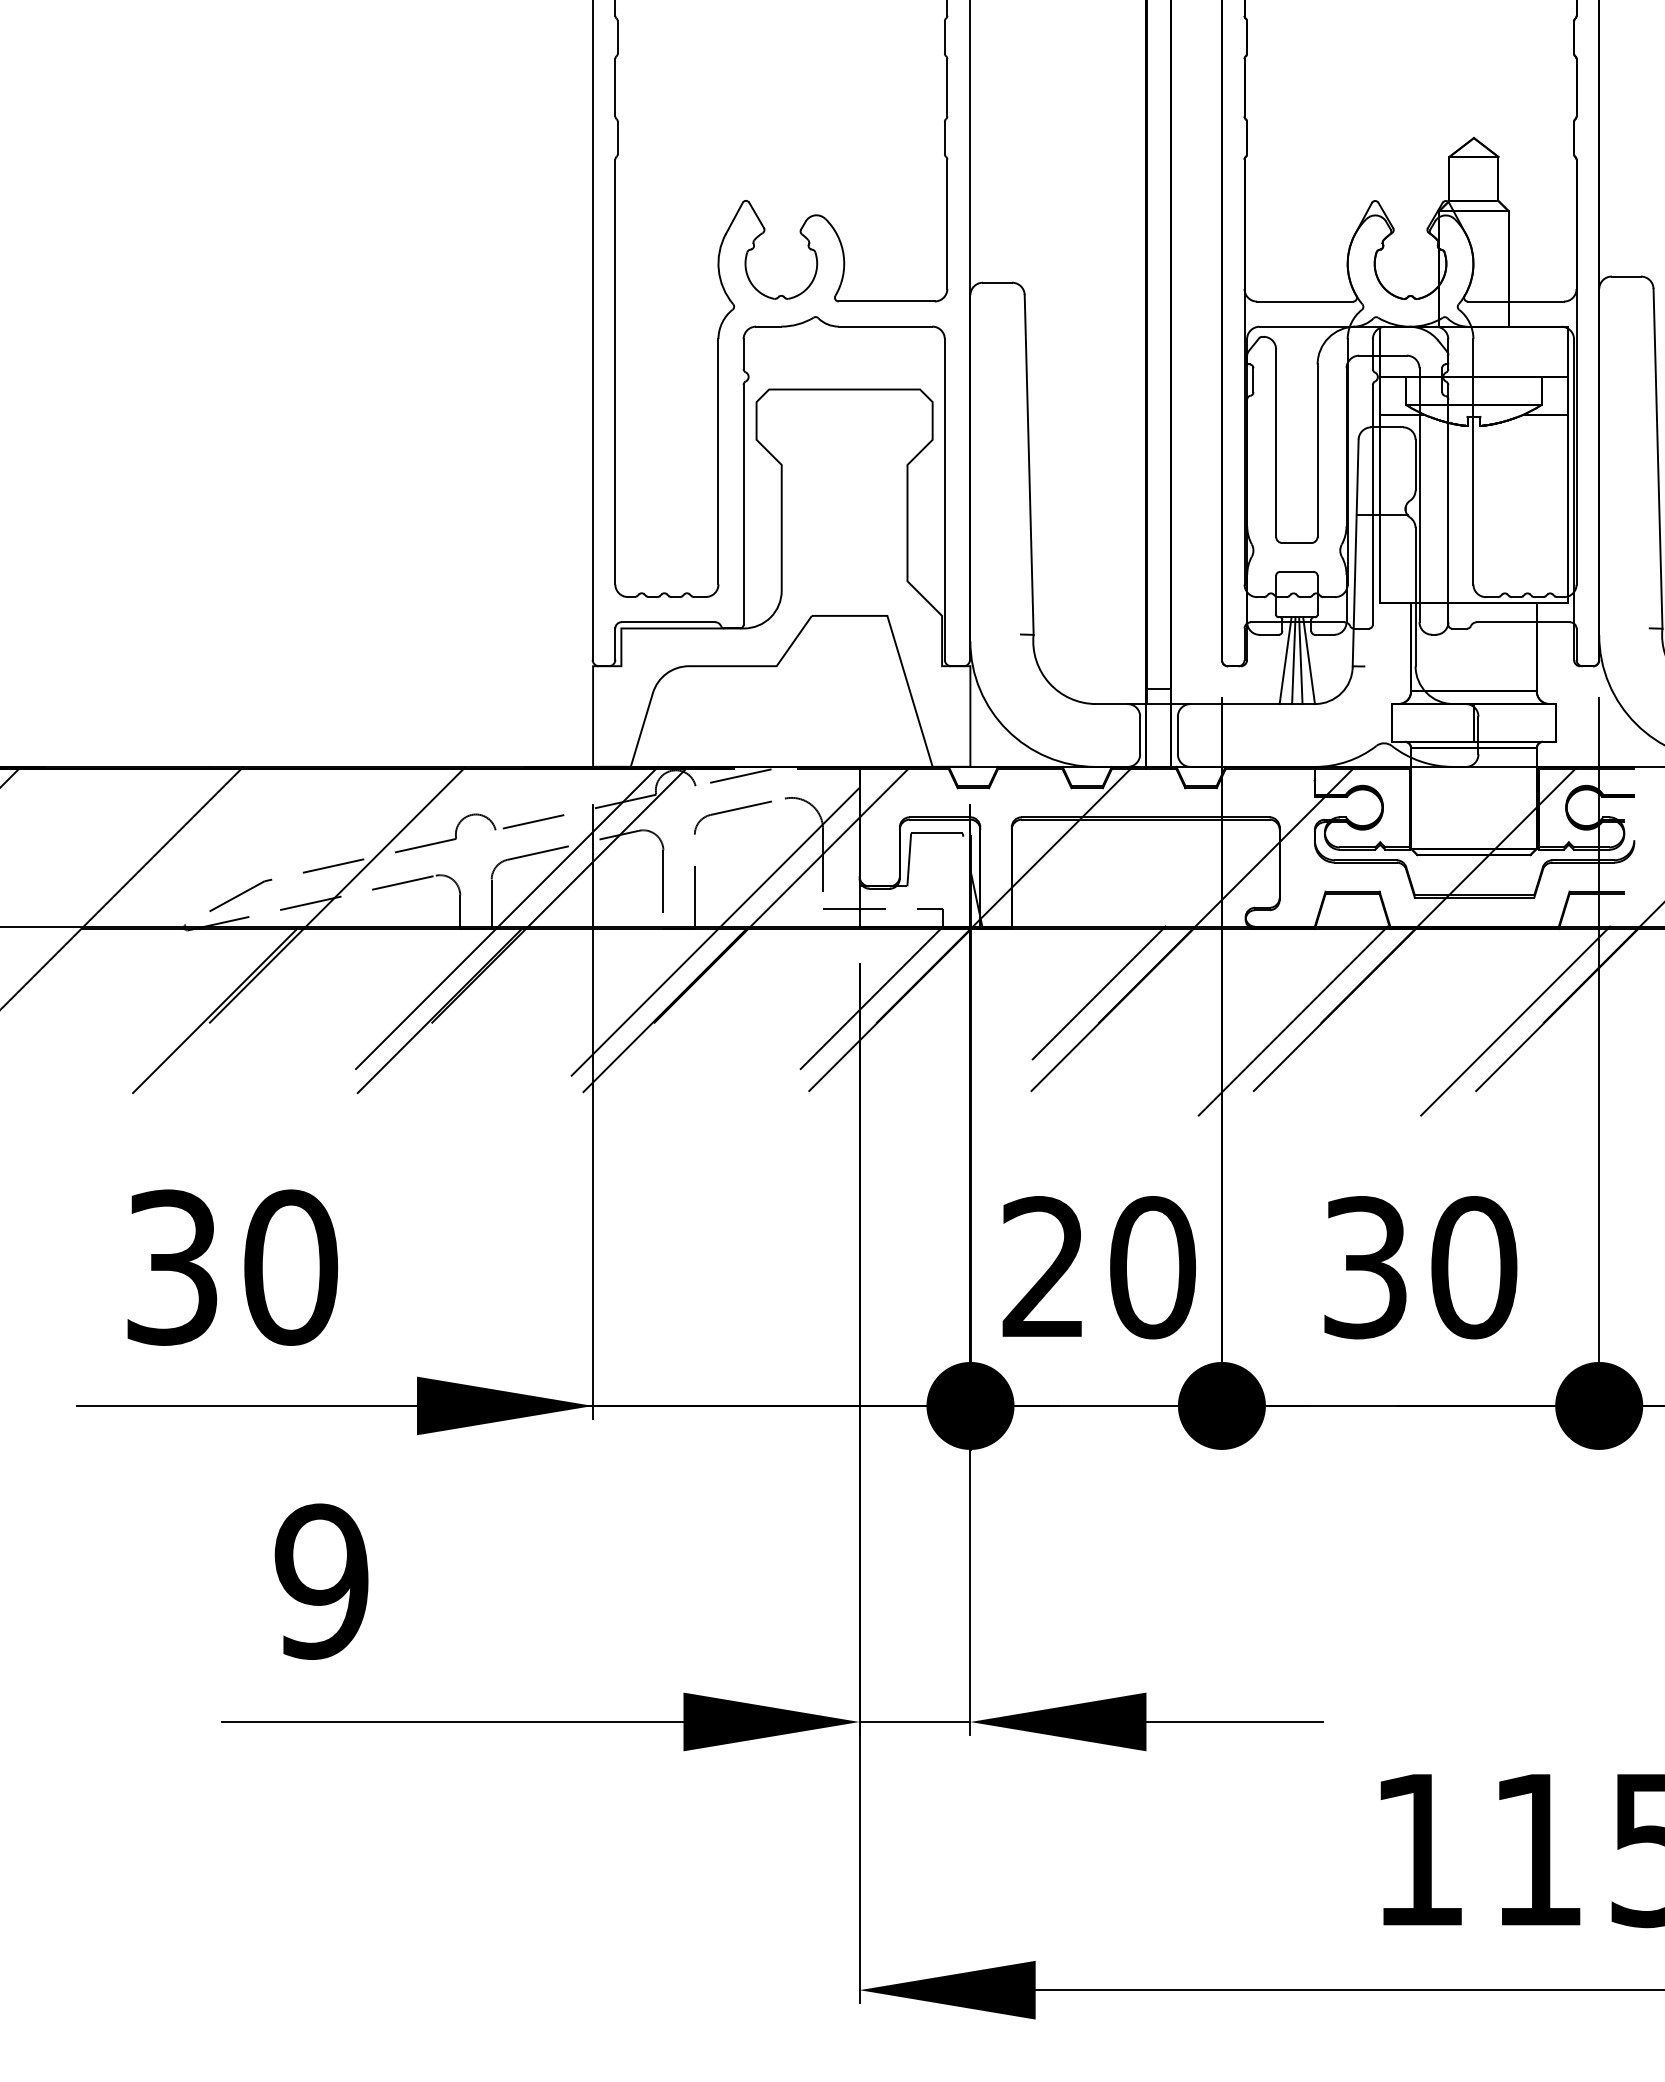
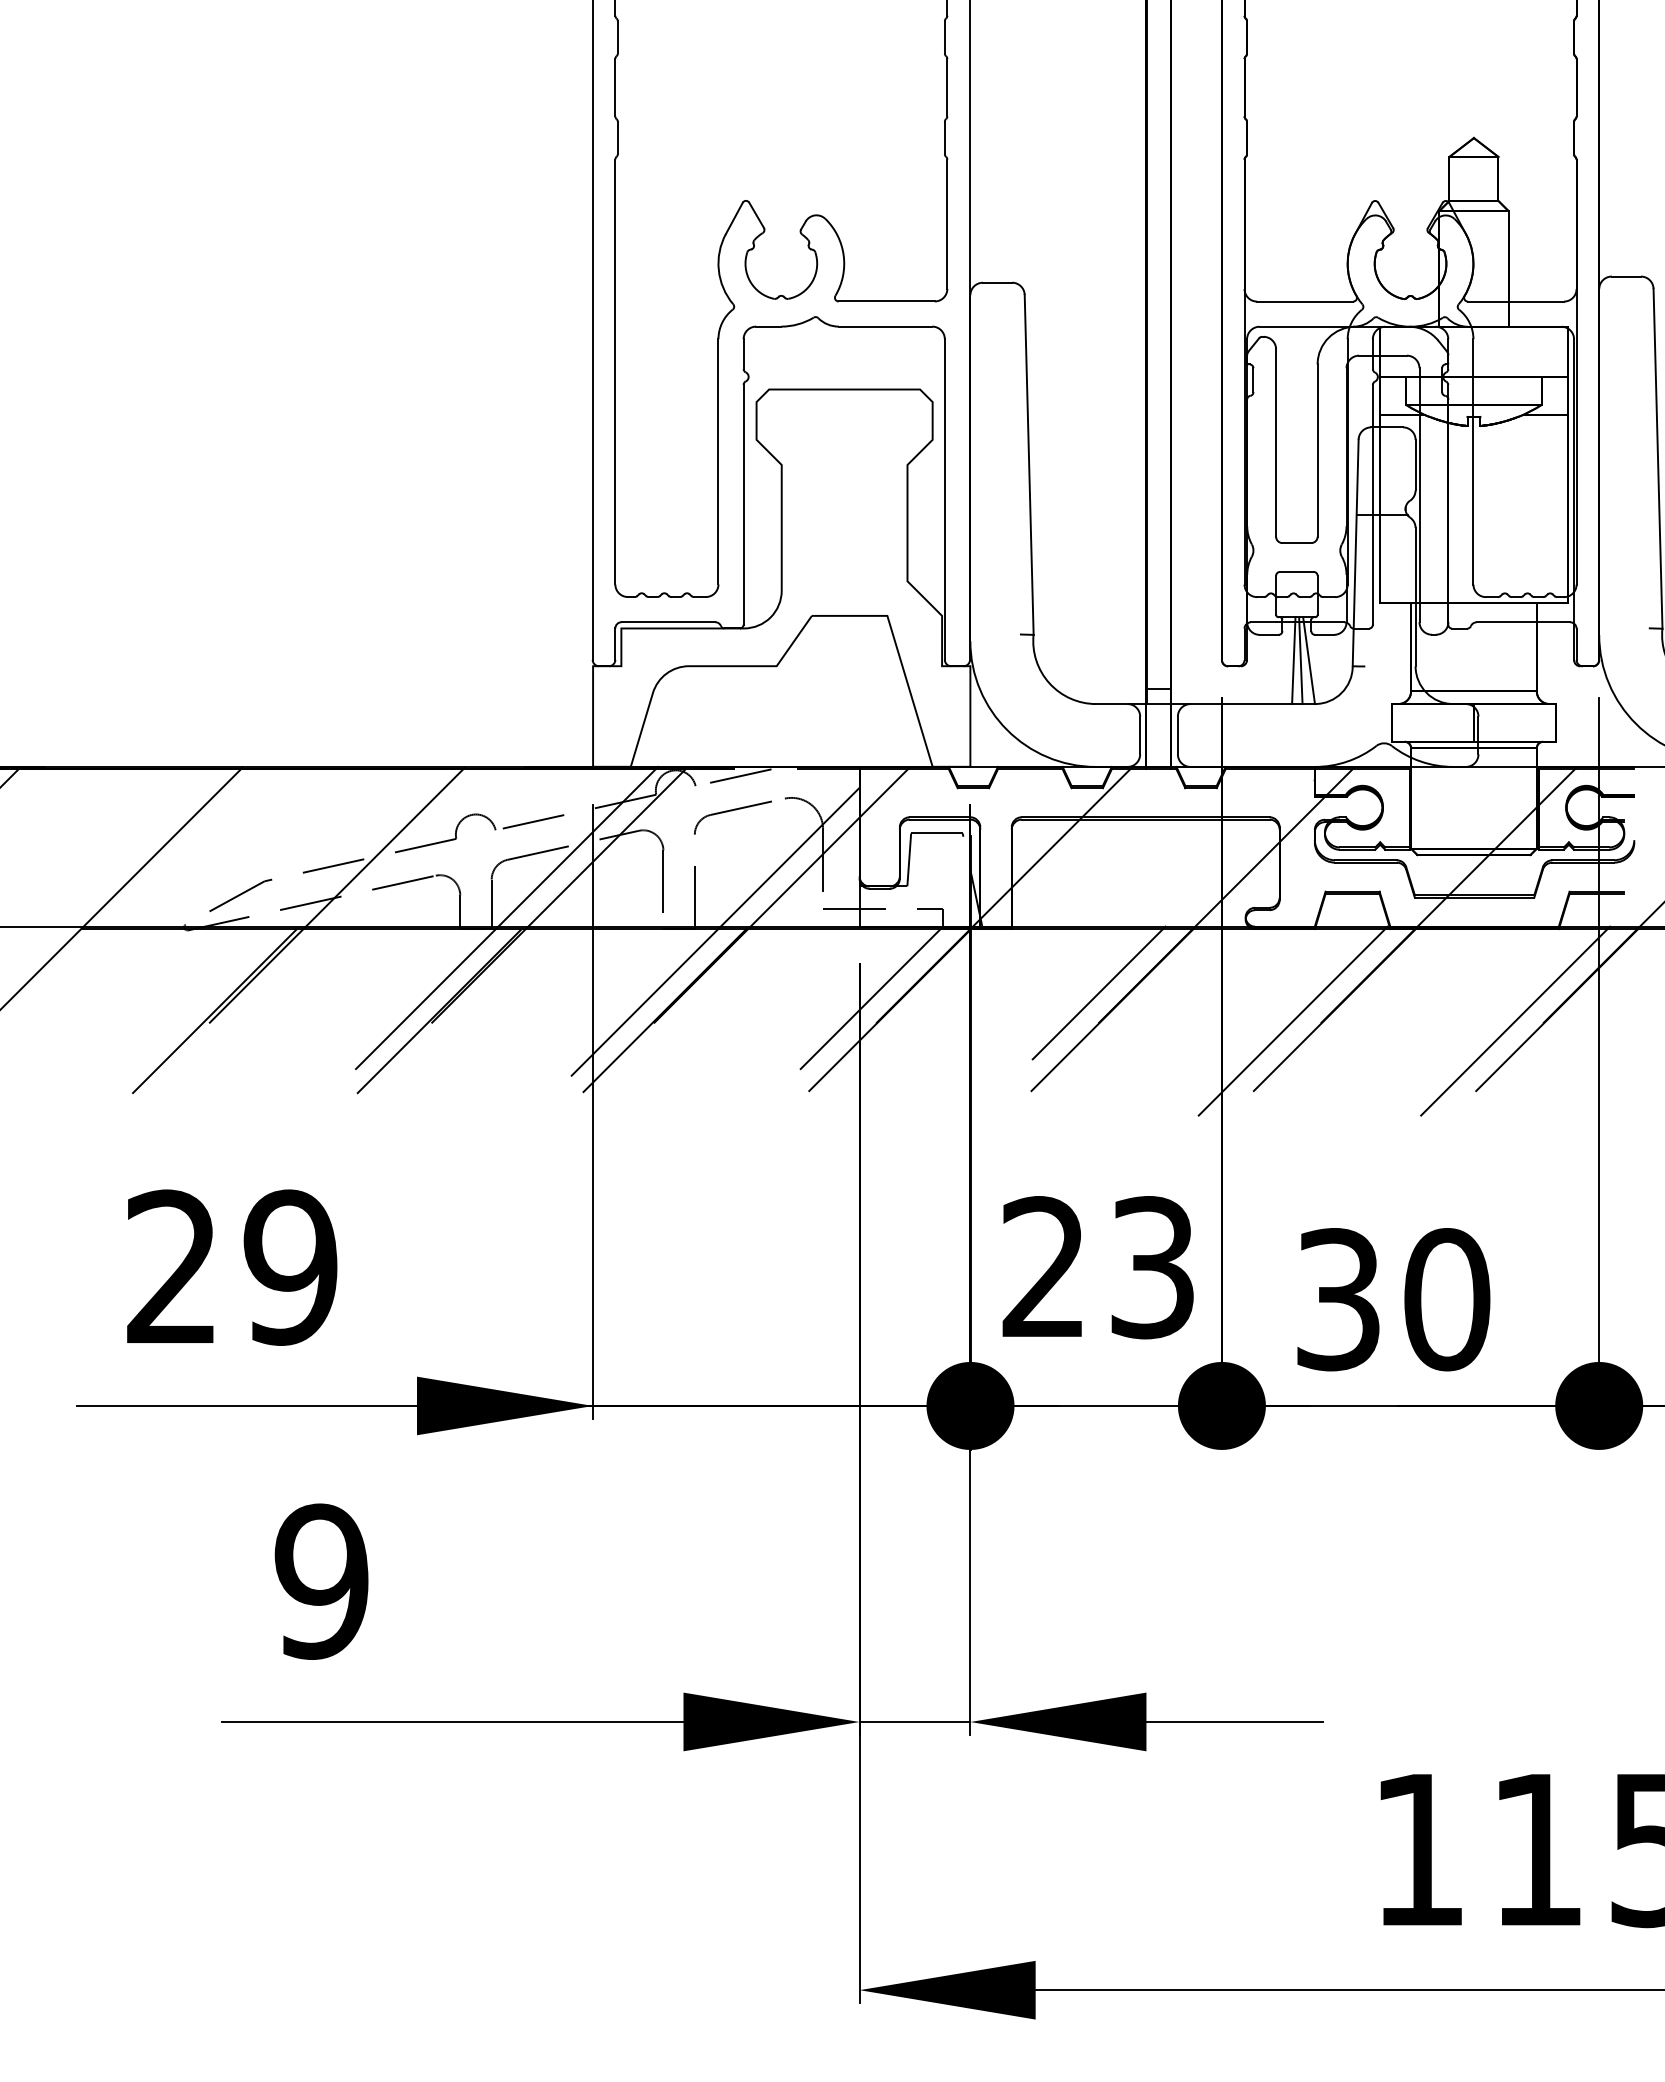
line: present -> none (1285, 660)
text: 30 -> 29 (232, 1267)
text: 20 -> 23 (1152, 1267)
text position: (1420, 1267) -> (1393, 1299) (1393, 1299)
